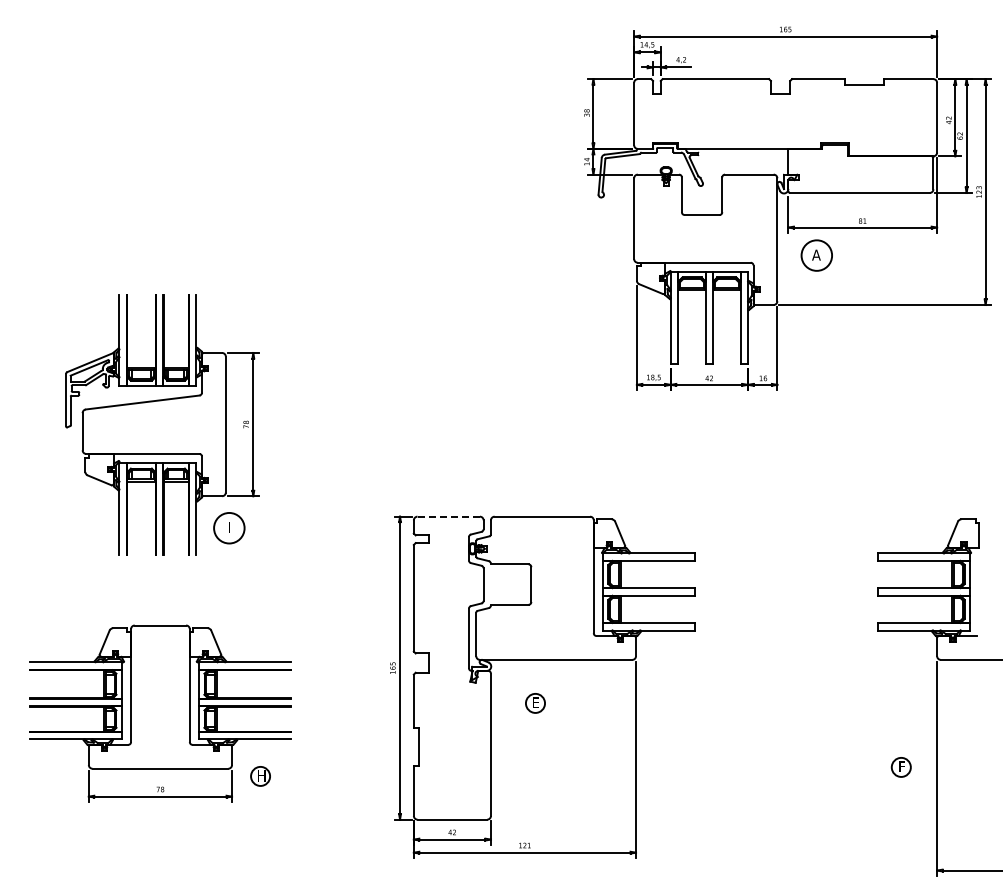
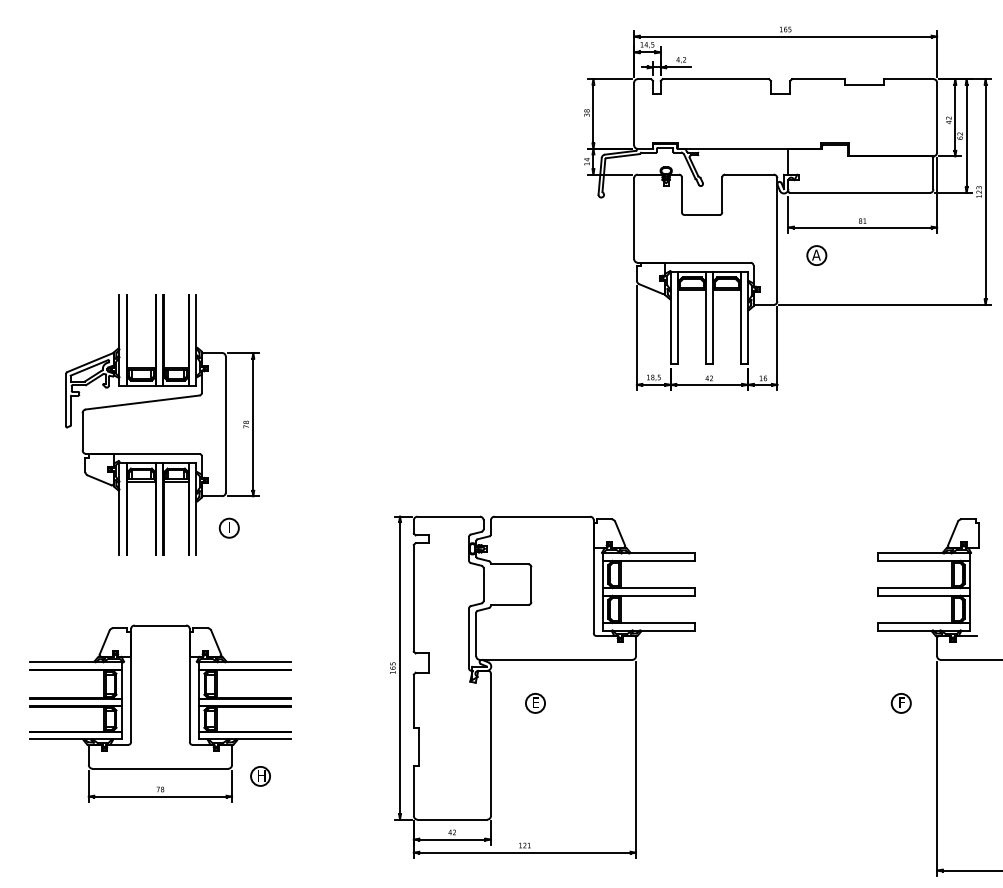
circle diameter: 31 px -> 19 px (816, 255)
line: dashed -> solid (449, 516)
circle diameter: 31 px -> 19 px (228, 527)
part position: (900, 767) -> (900, 703) (900, 703)
